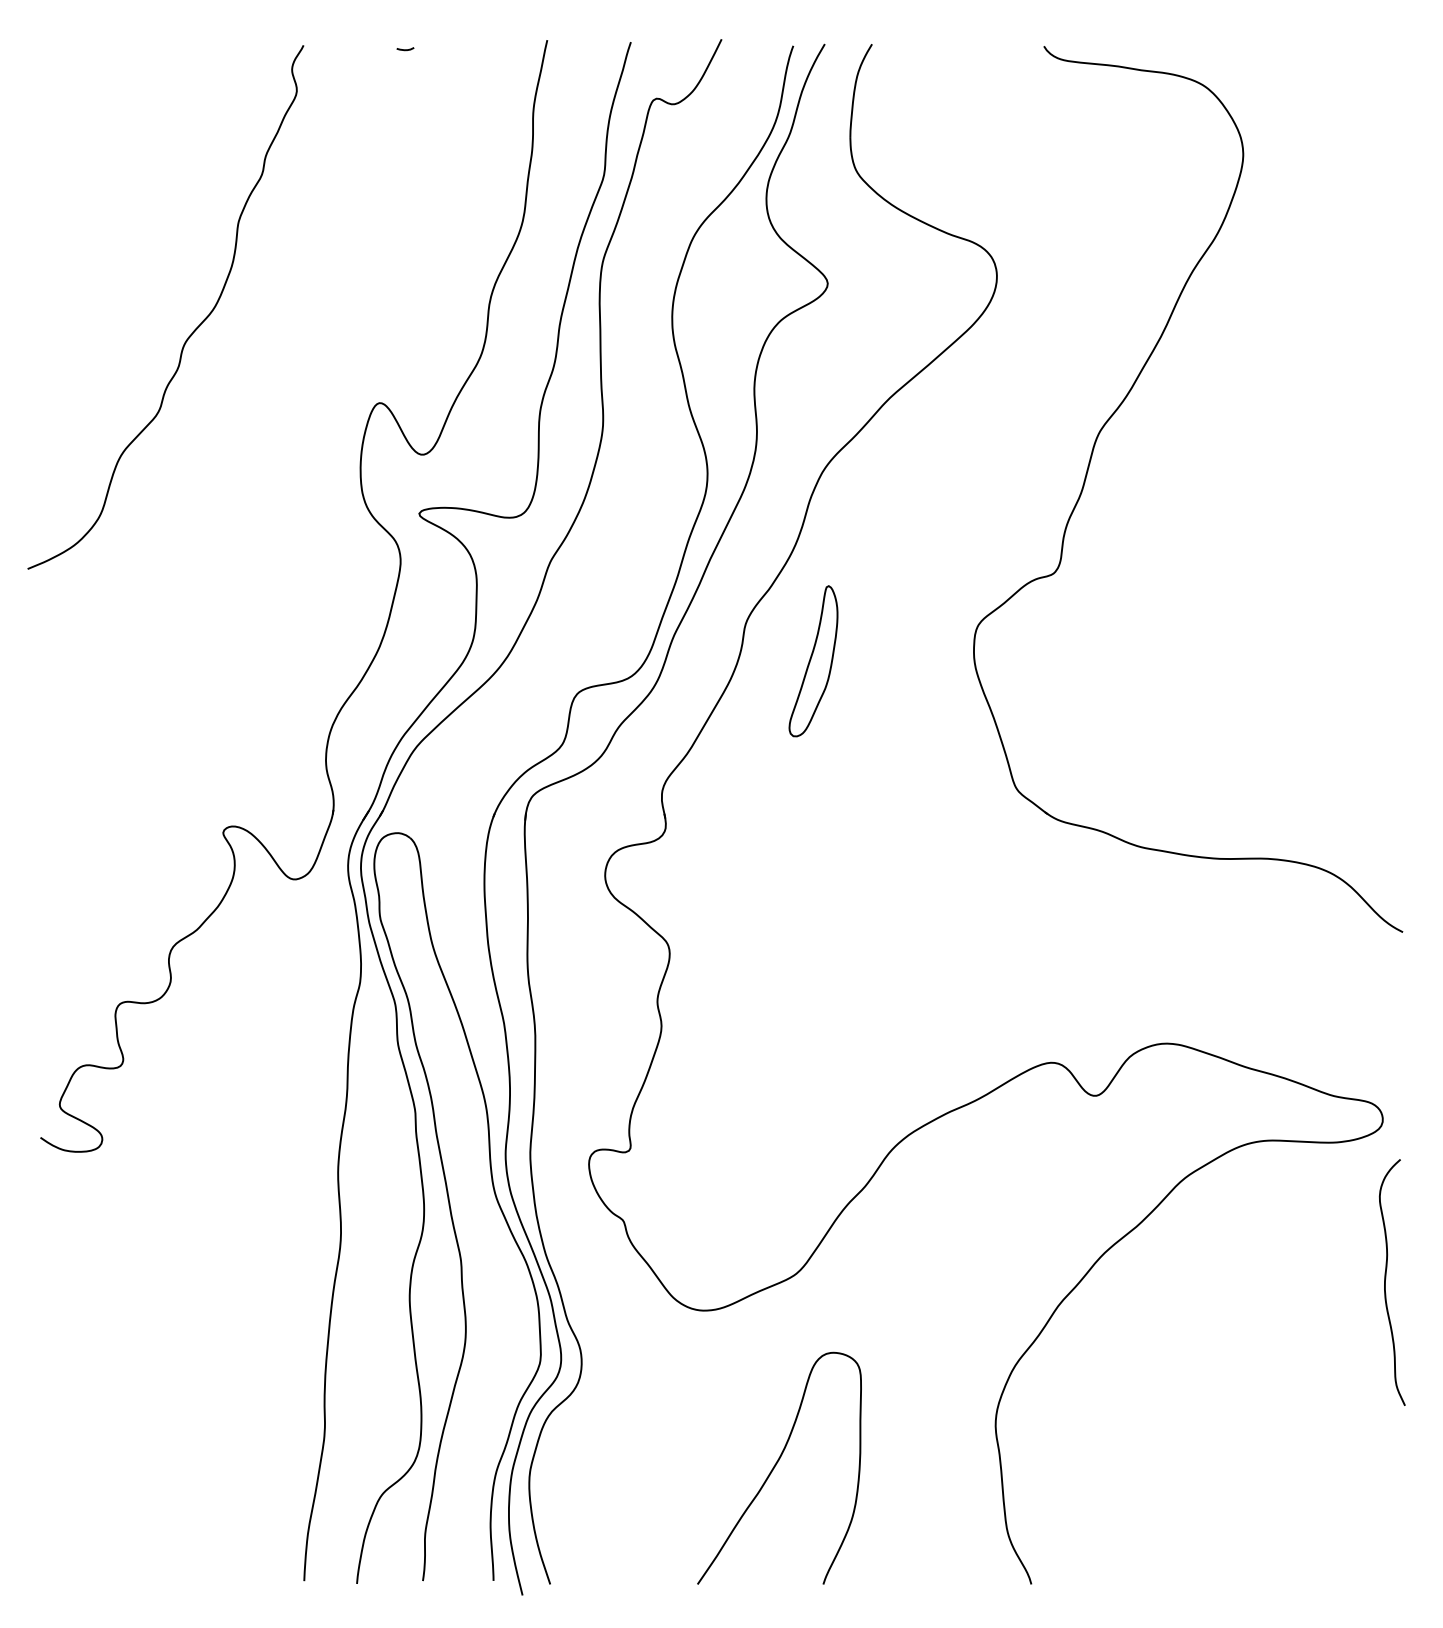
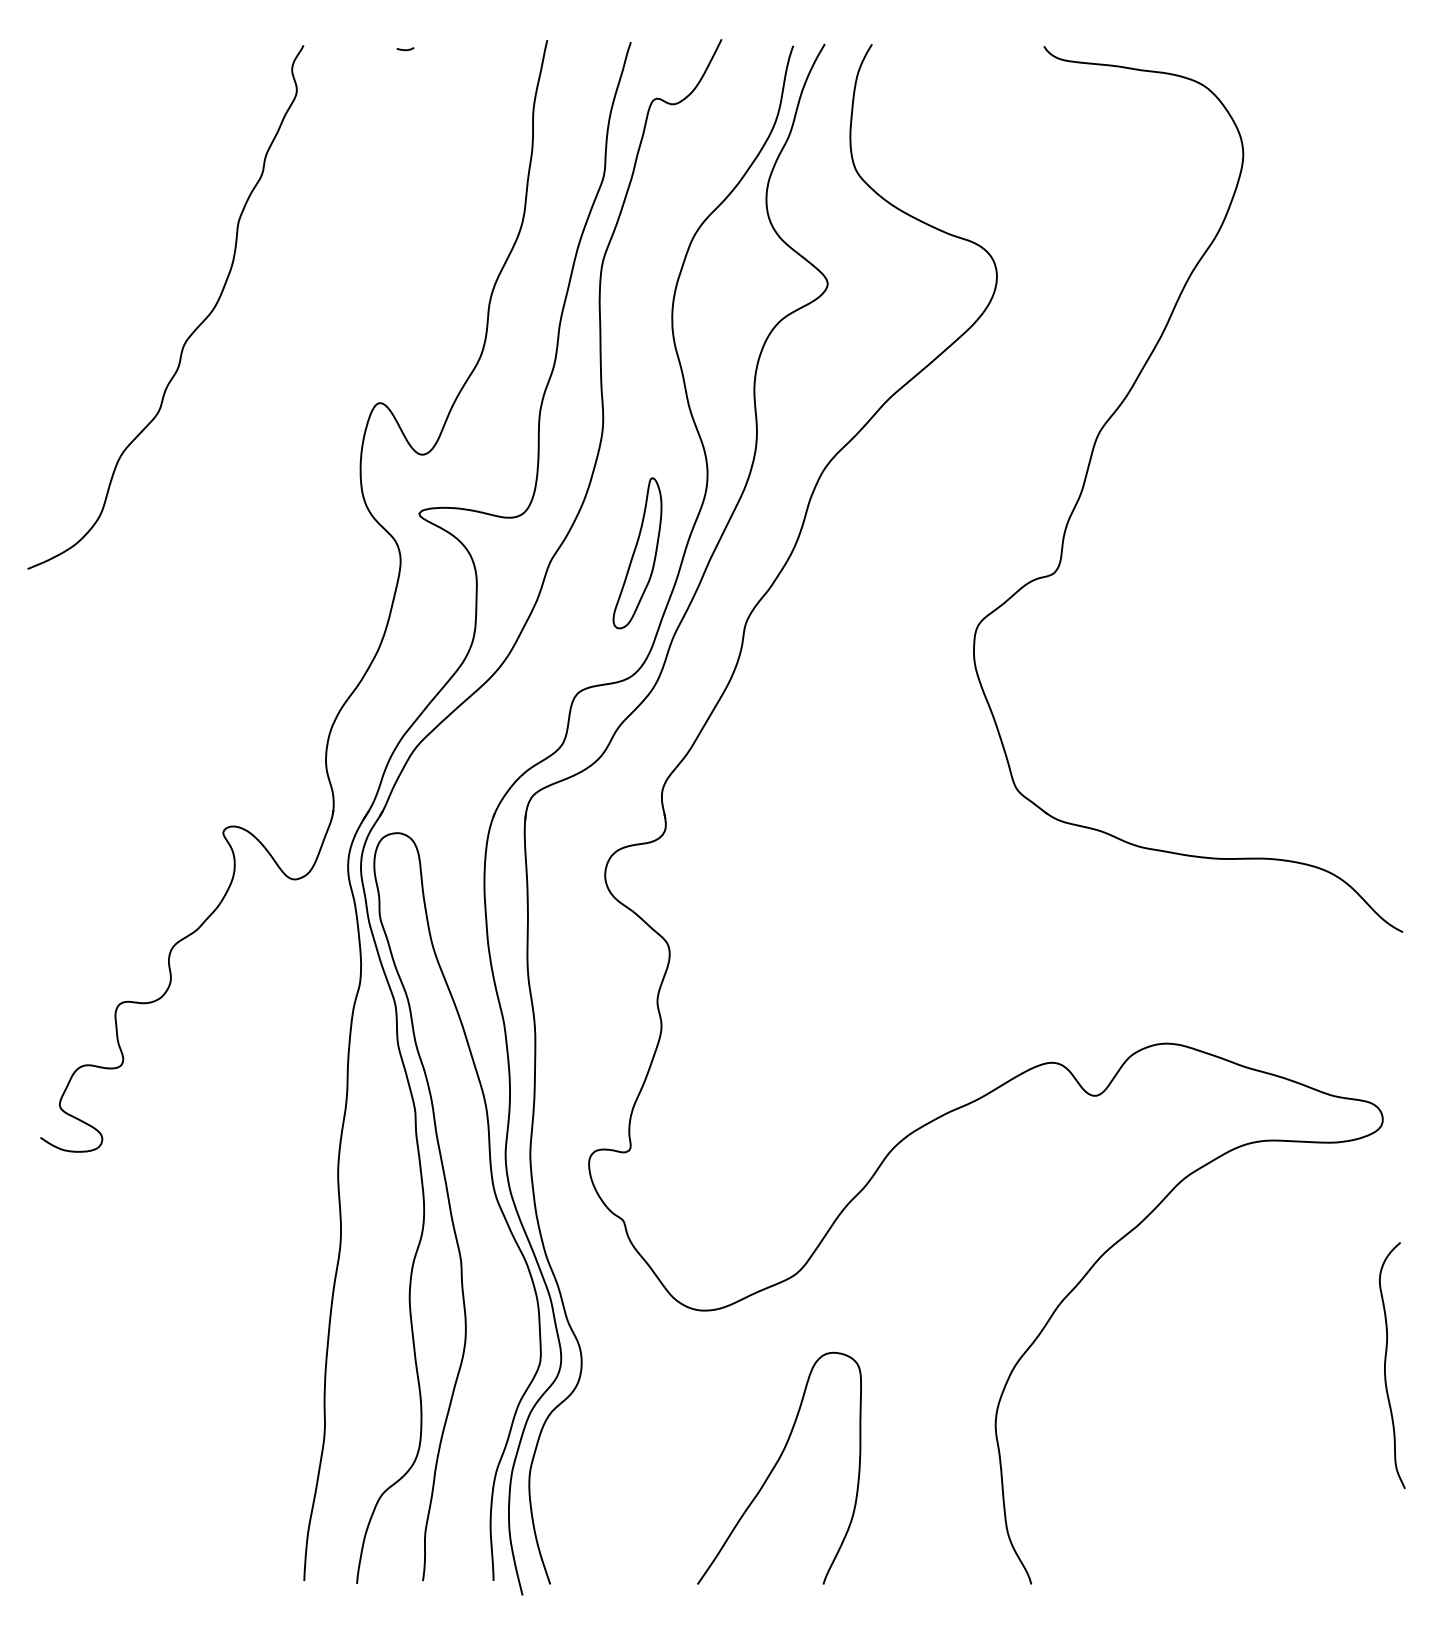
part position: (813, 661) -> (637, 553) (637, 553)
curve position: (1385, 1282) -> (1385, 1365) (1385, 1365)
